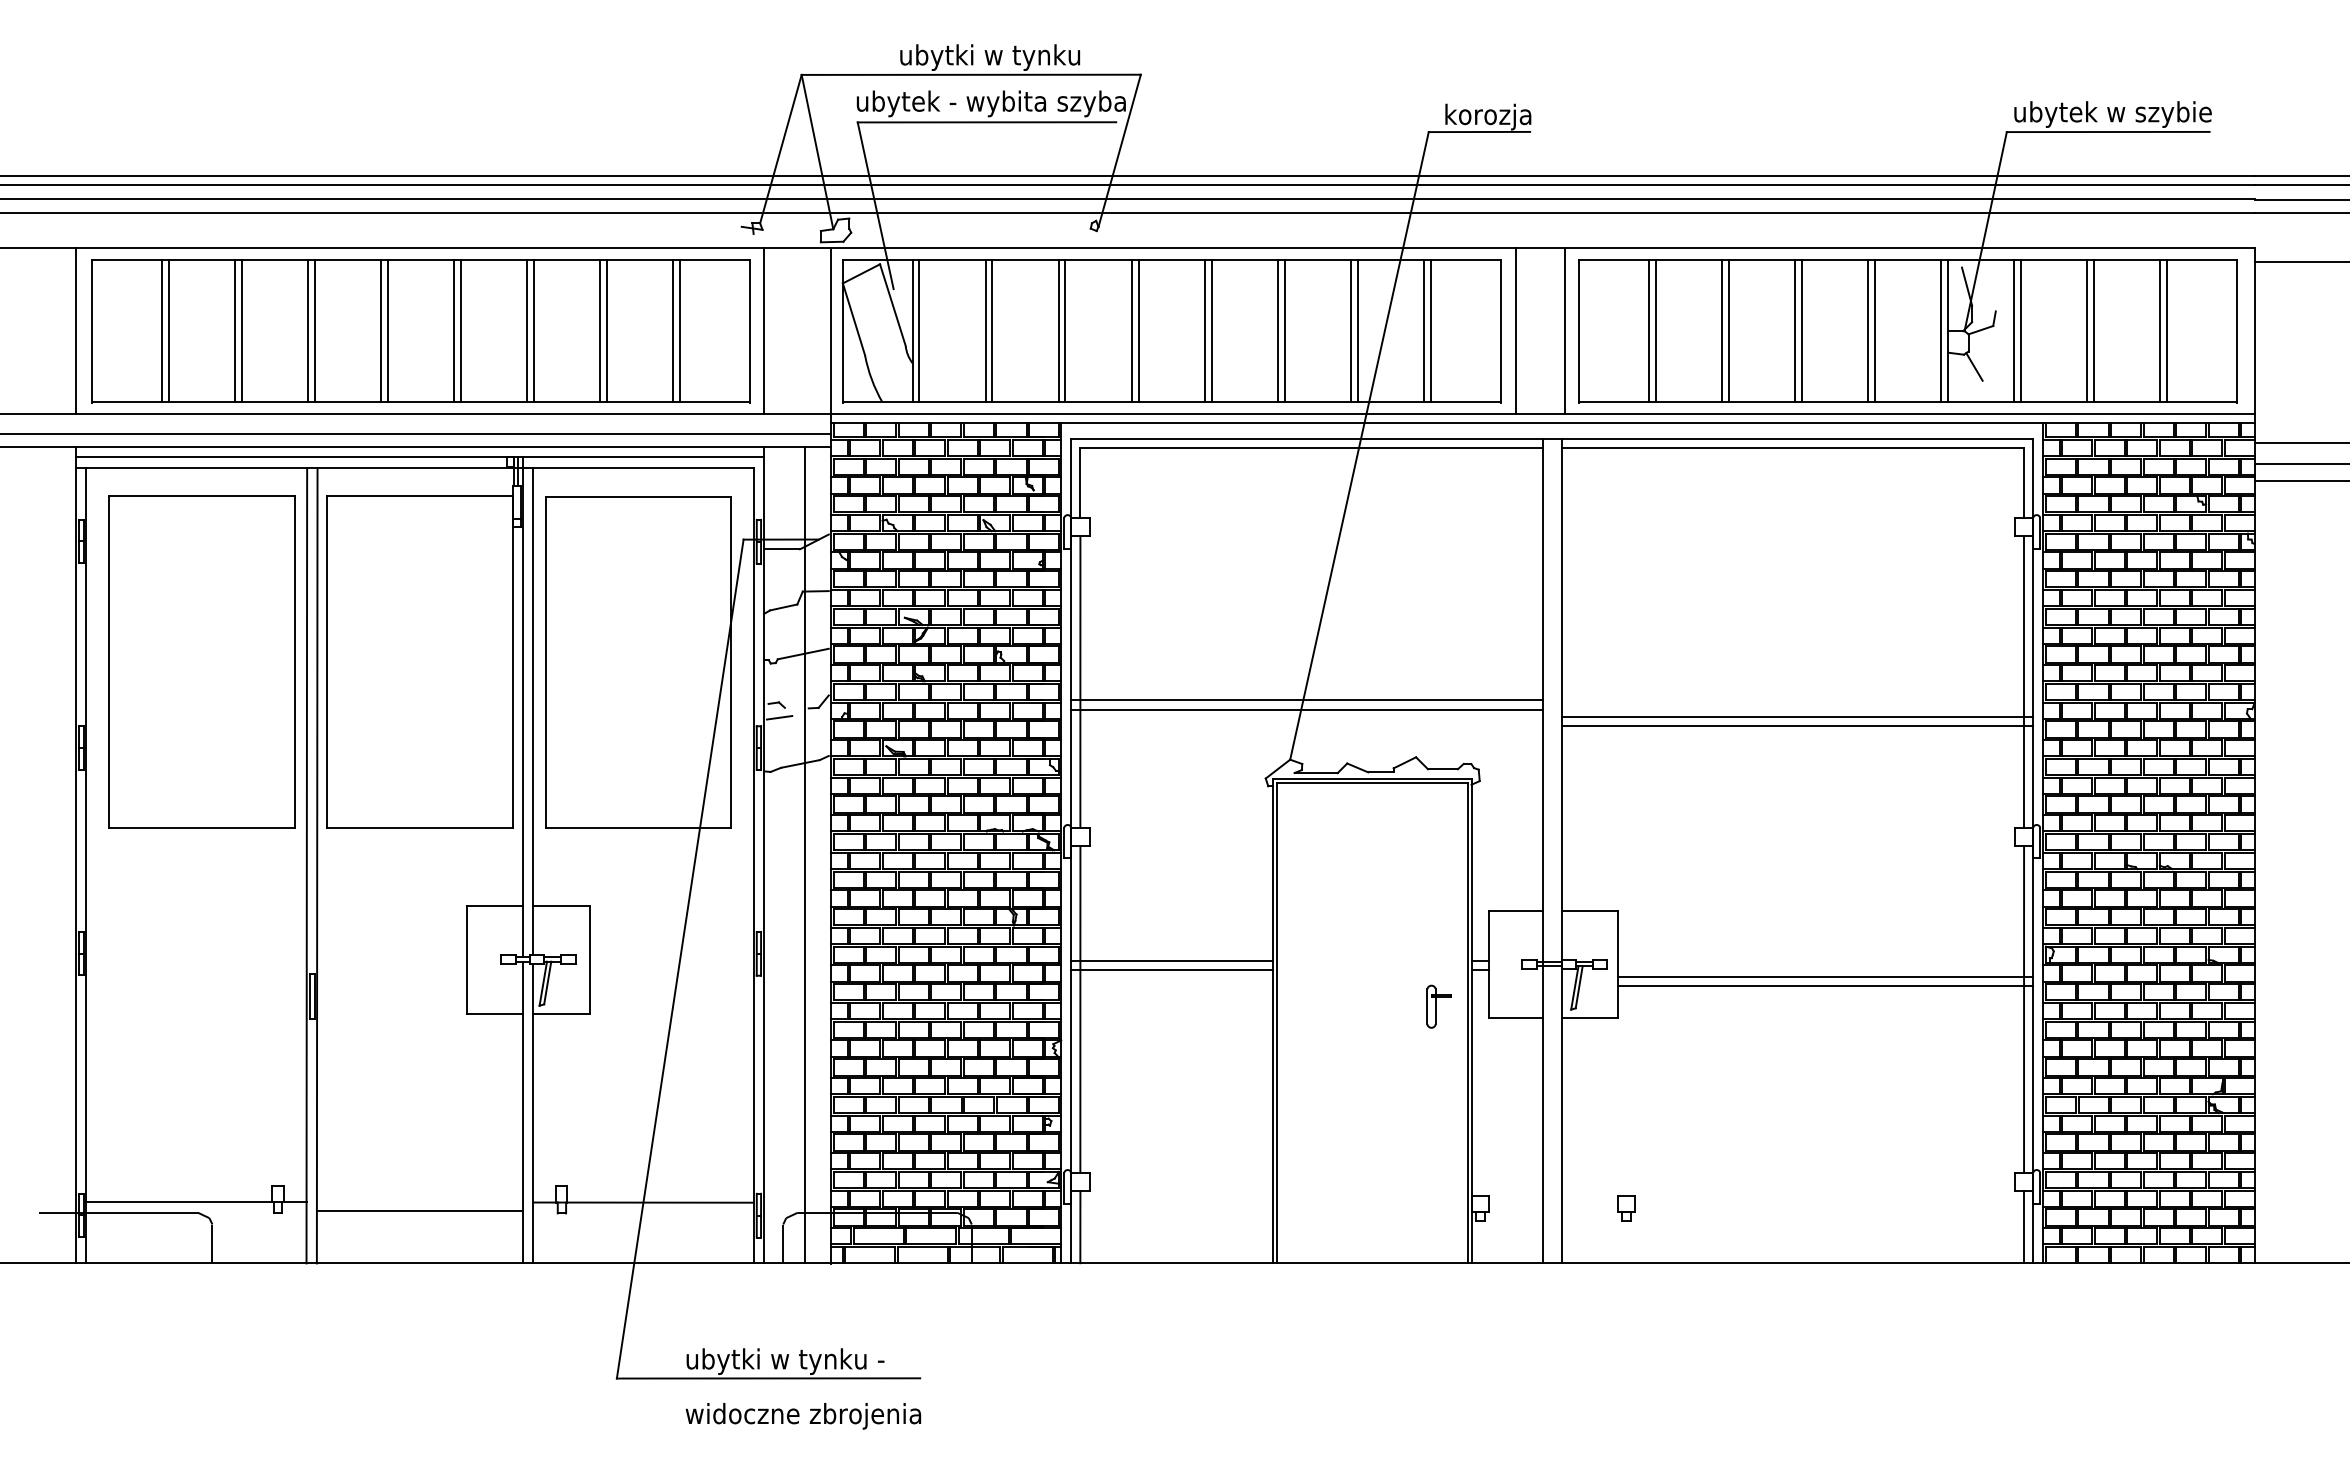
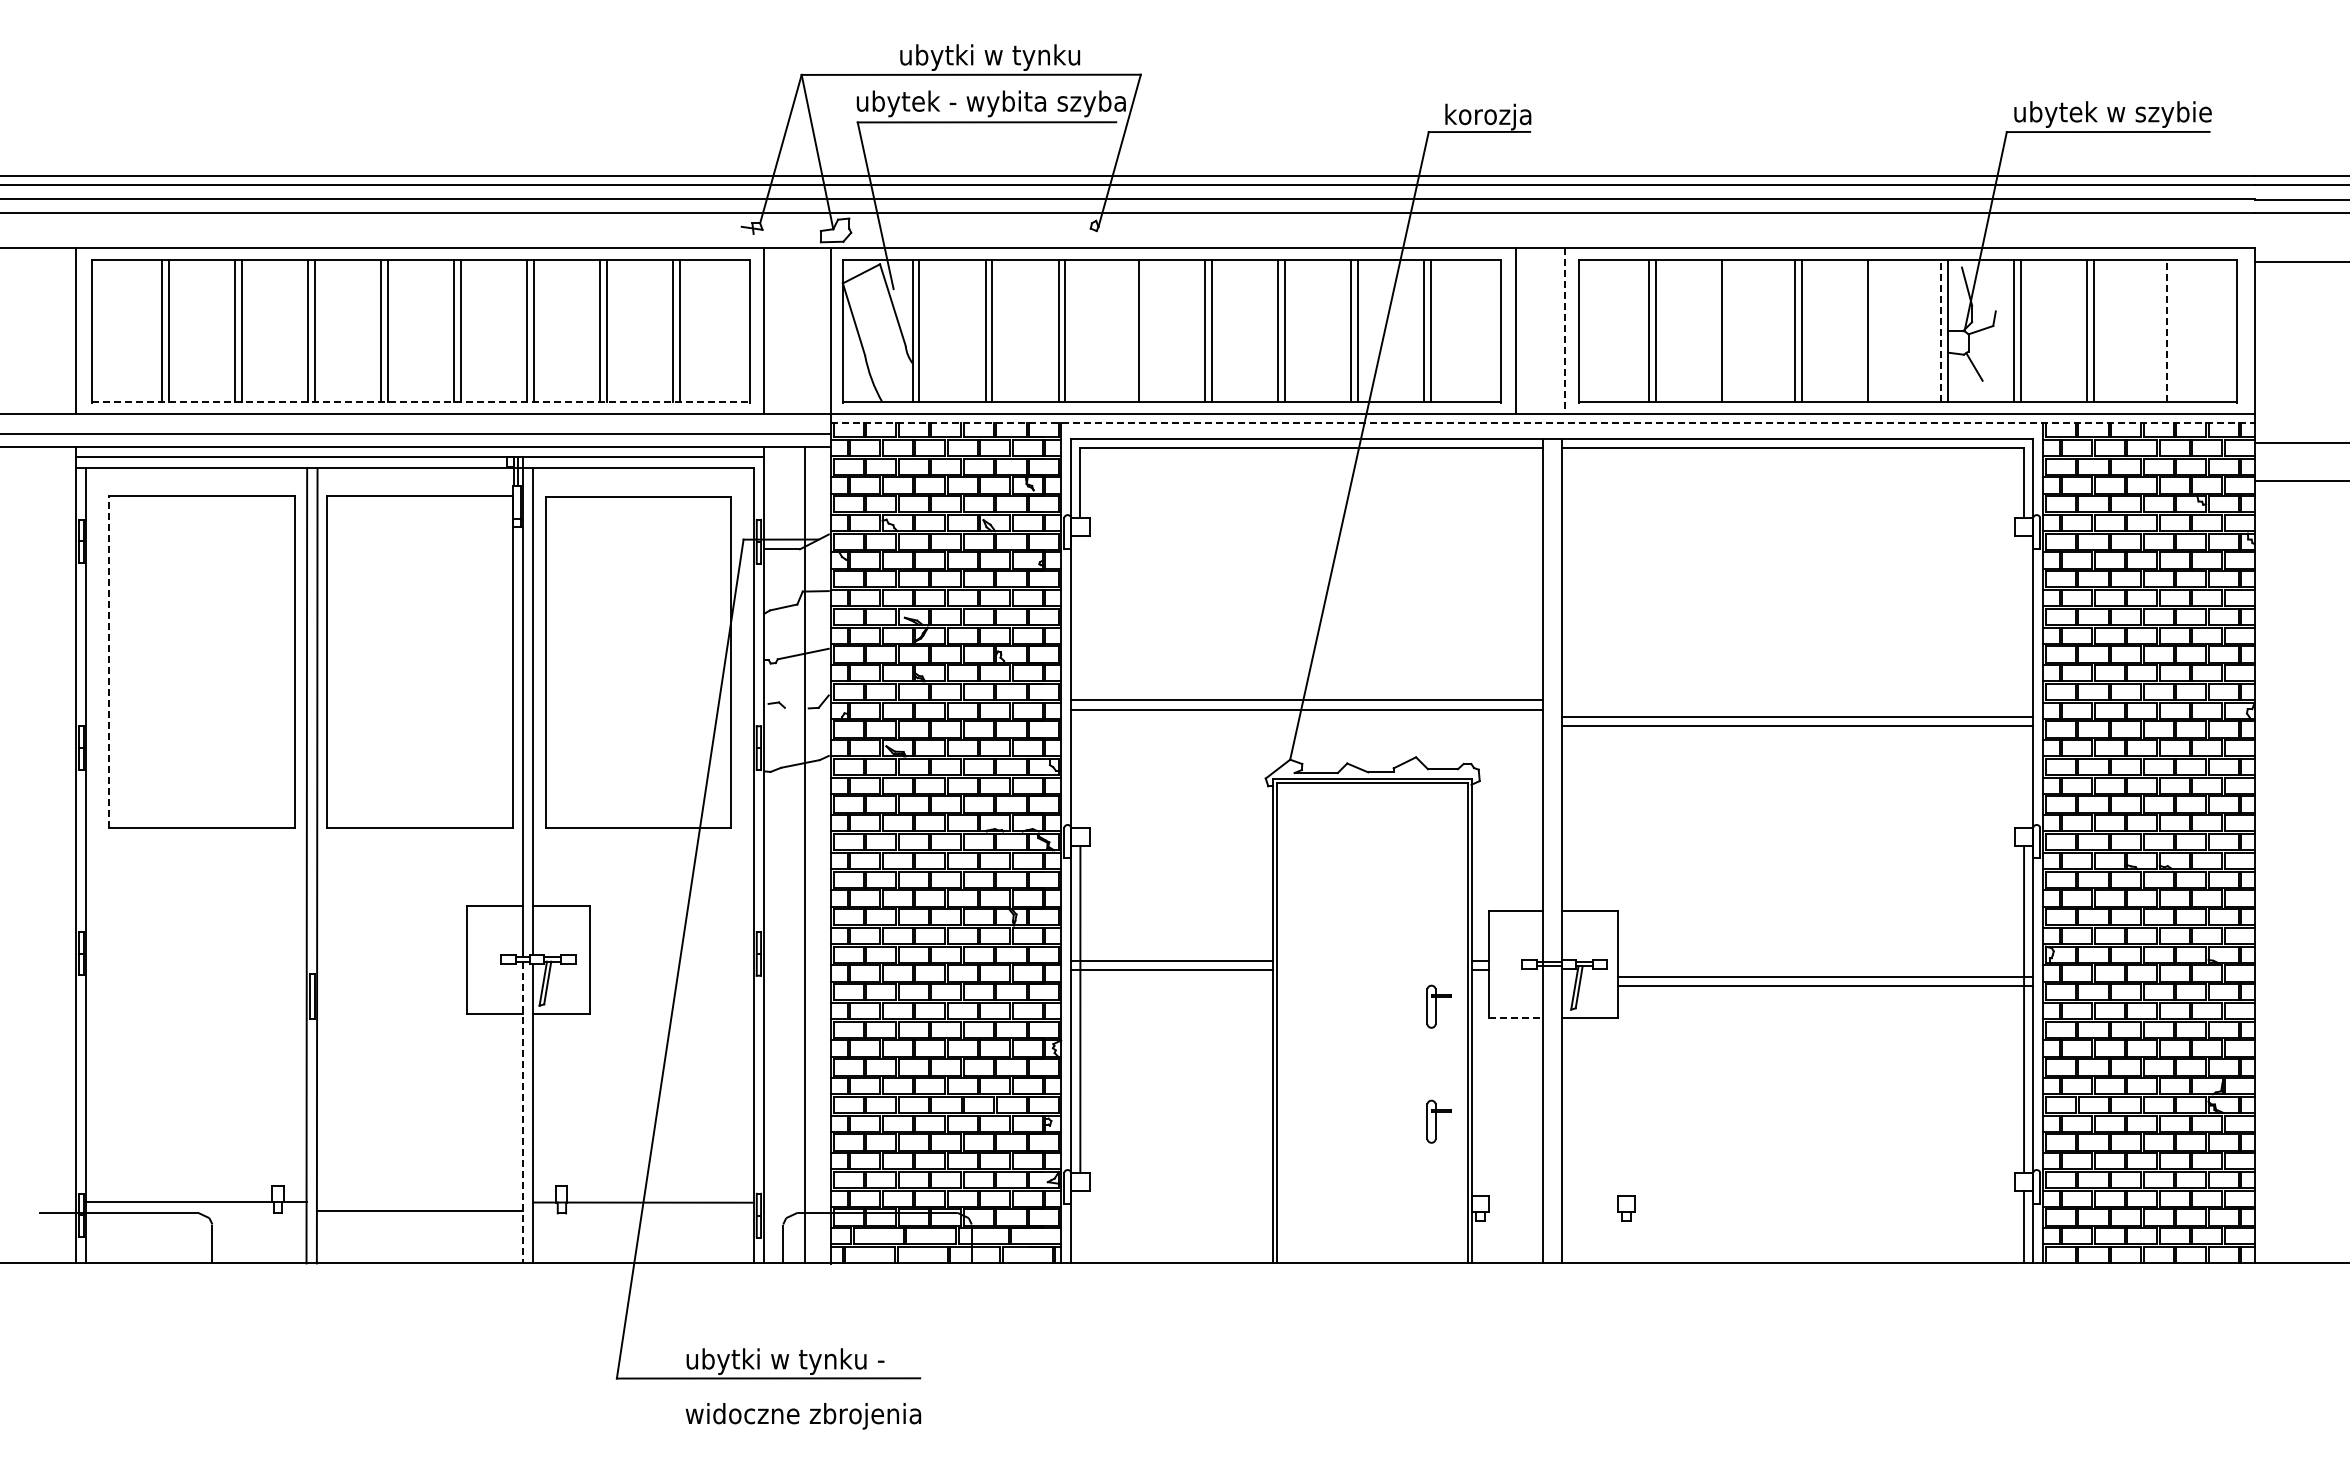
line: present -> none (1131, 330)
line: present -> none (1728, 330)
line: present -> none (1875, 330)
line: solid -> dashed (1941, 330)
line: present -> none (2160, 330)
line: solid -> dashed (2167, 330)
line: solid -> dashed (1565, 331)
line: solid -> dashed (420, 402)
line: solid -> dashed (1543, 423)
line: present -> none (2300, 464)
line: solid -> dashed (108, 662)
line: present -> none (1080, 681)
line: present -> none (2024, 681)
line: present -> none (779, 717)
line: solid -> dashed (1516, 1017)
line: solid -> dashed (522, 1112)
part: none -> present (1438, 1121)
line: present -> none (1080, 1227)
